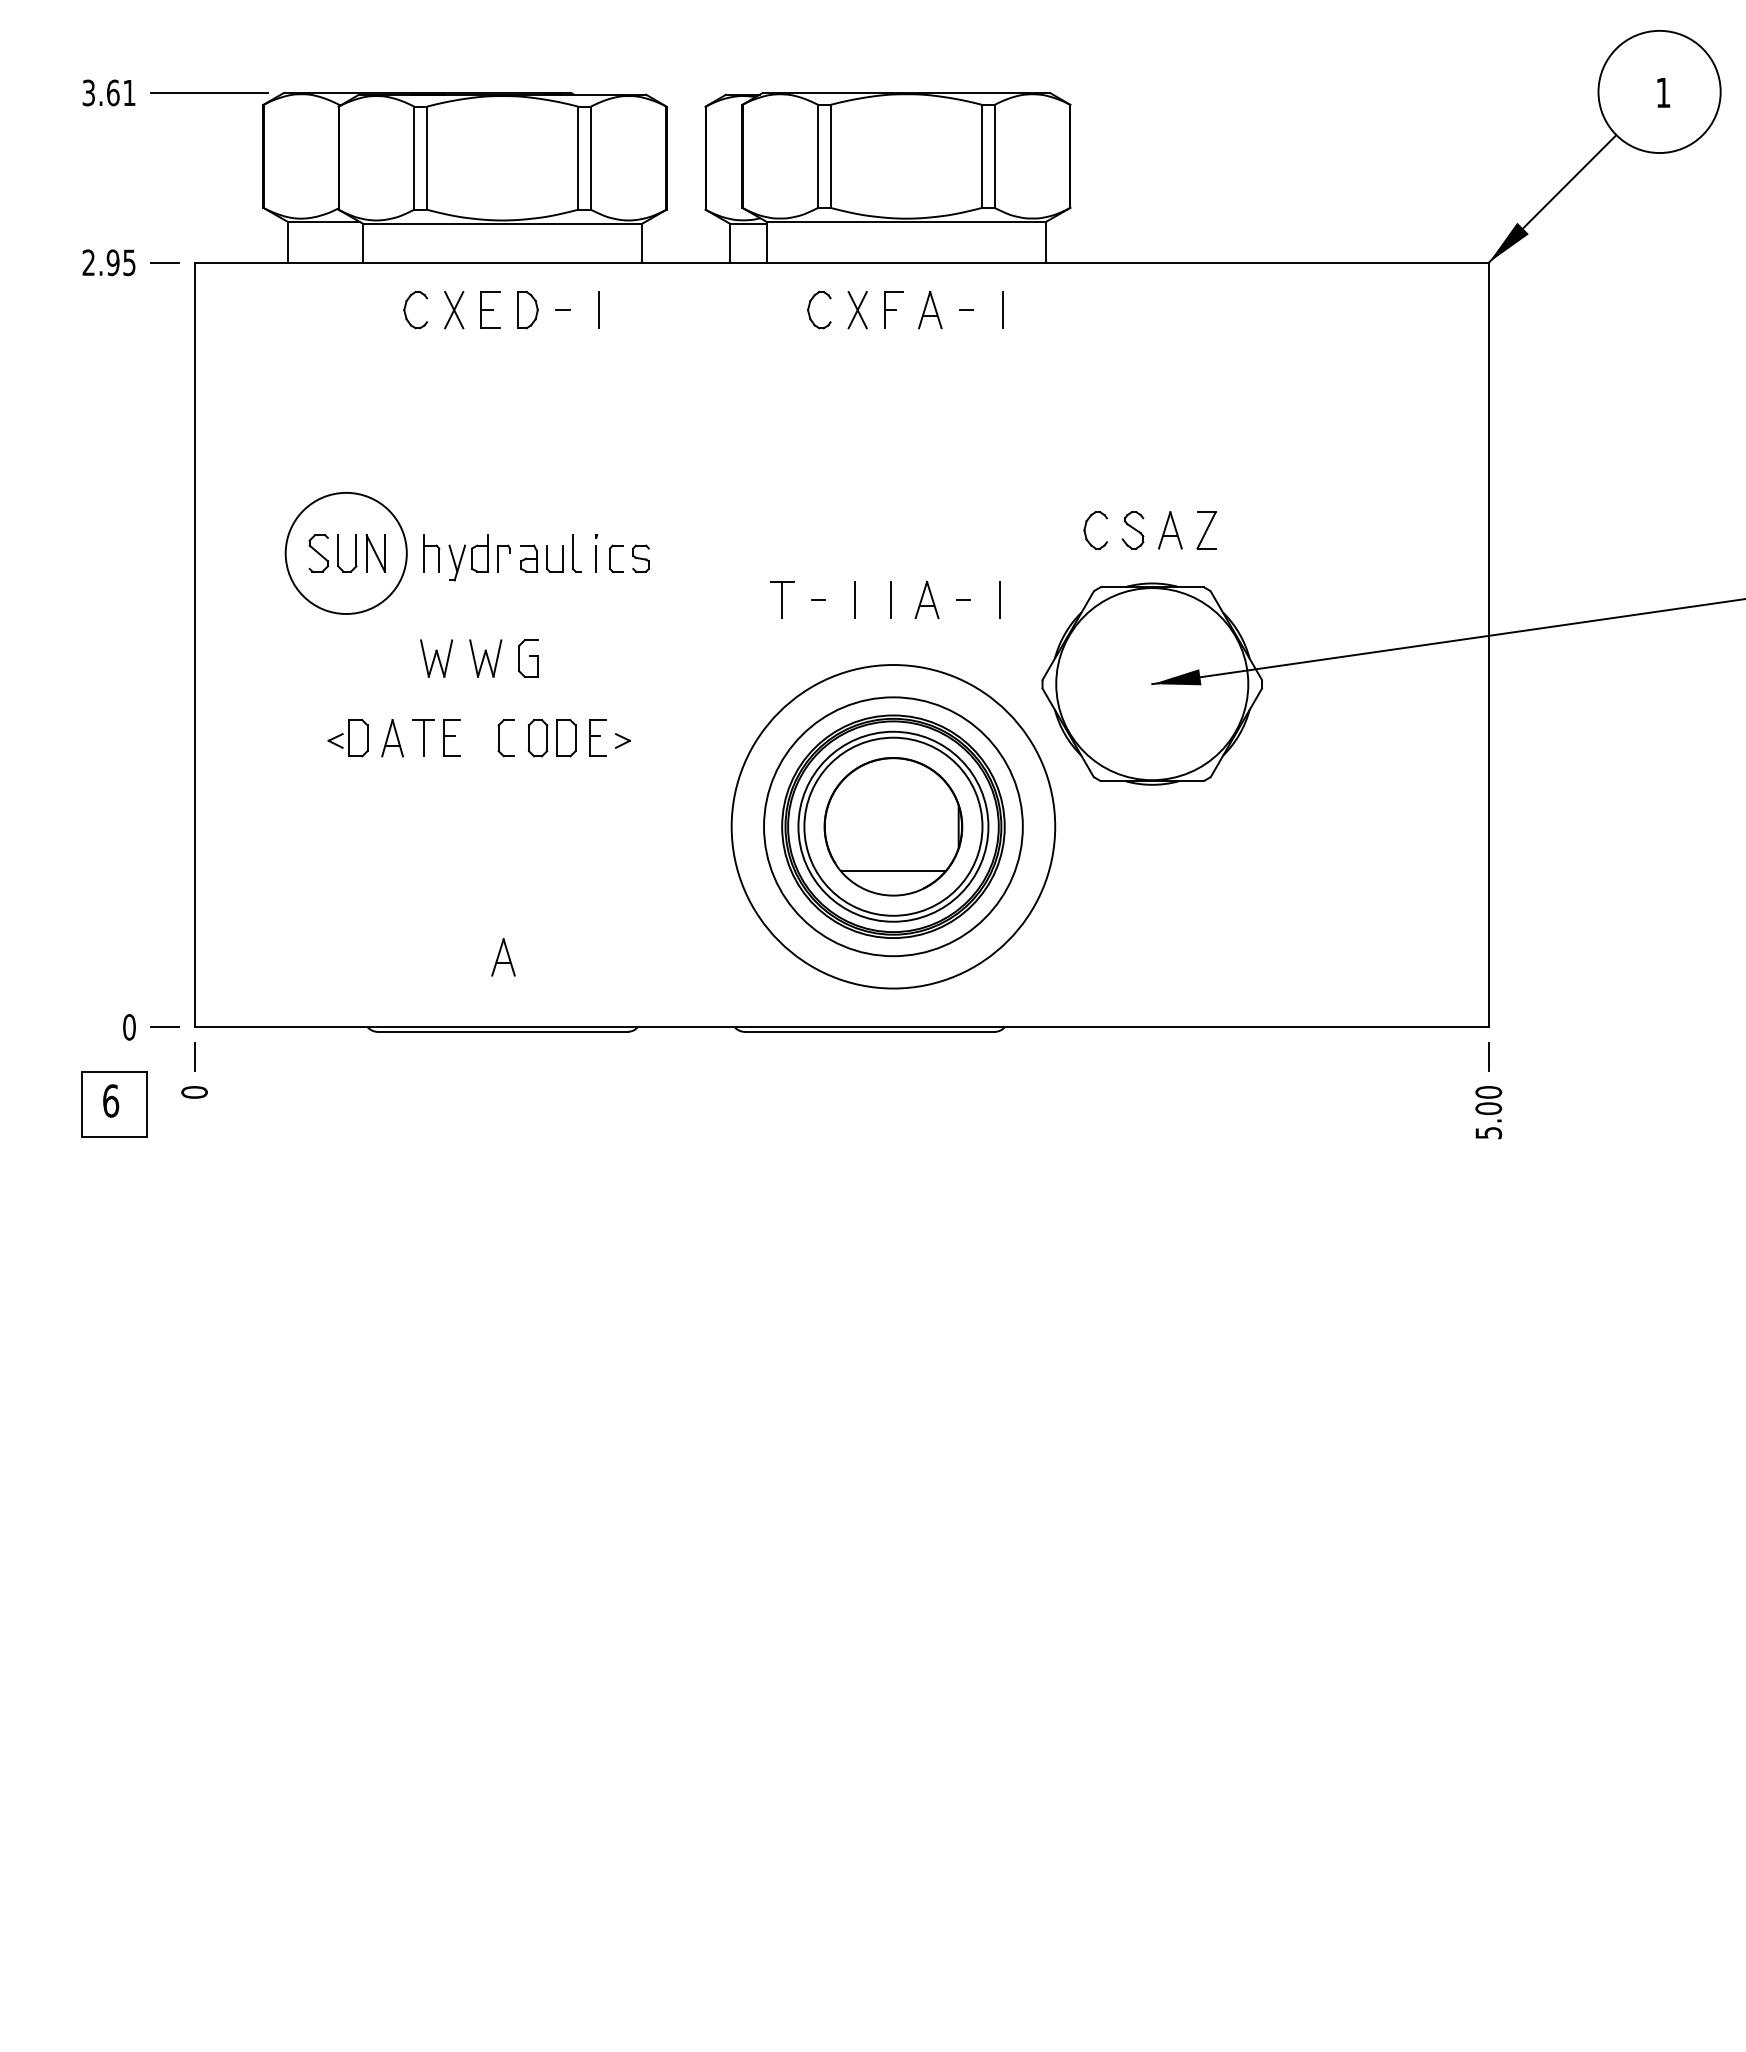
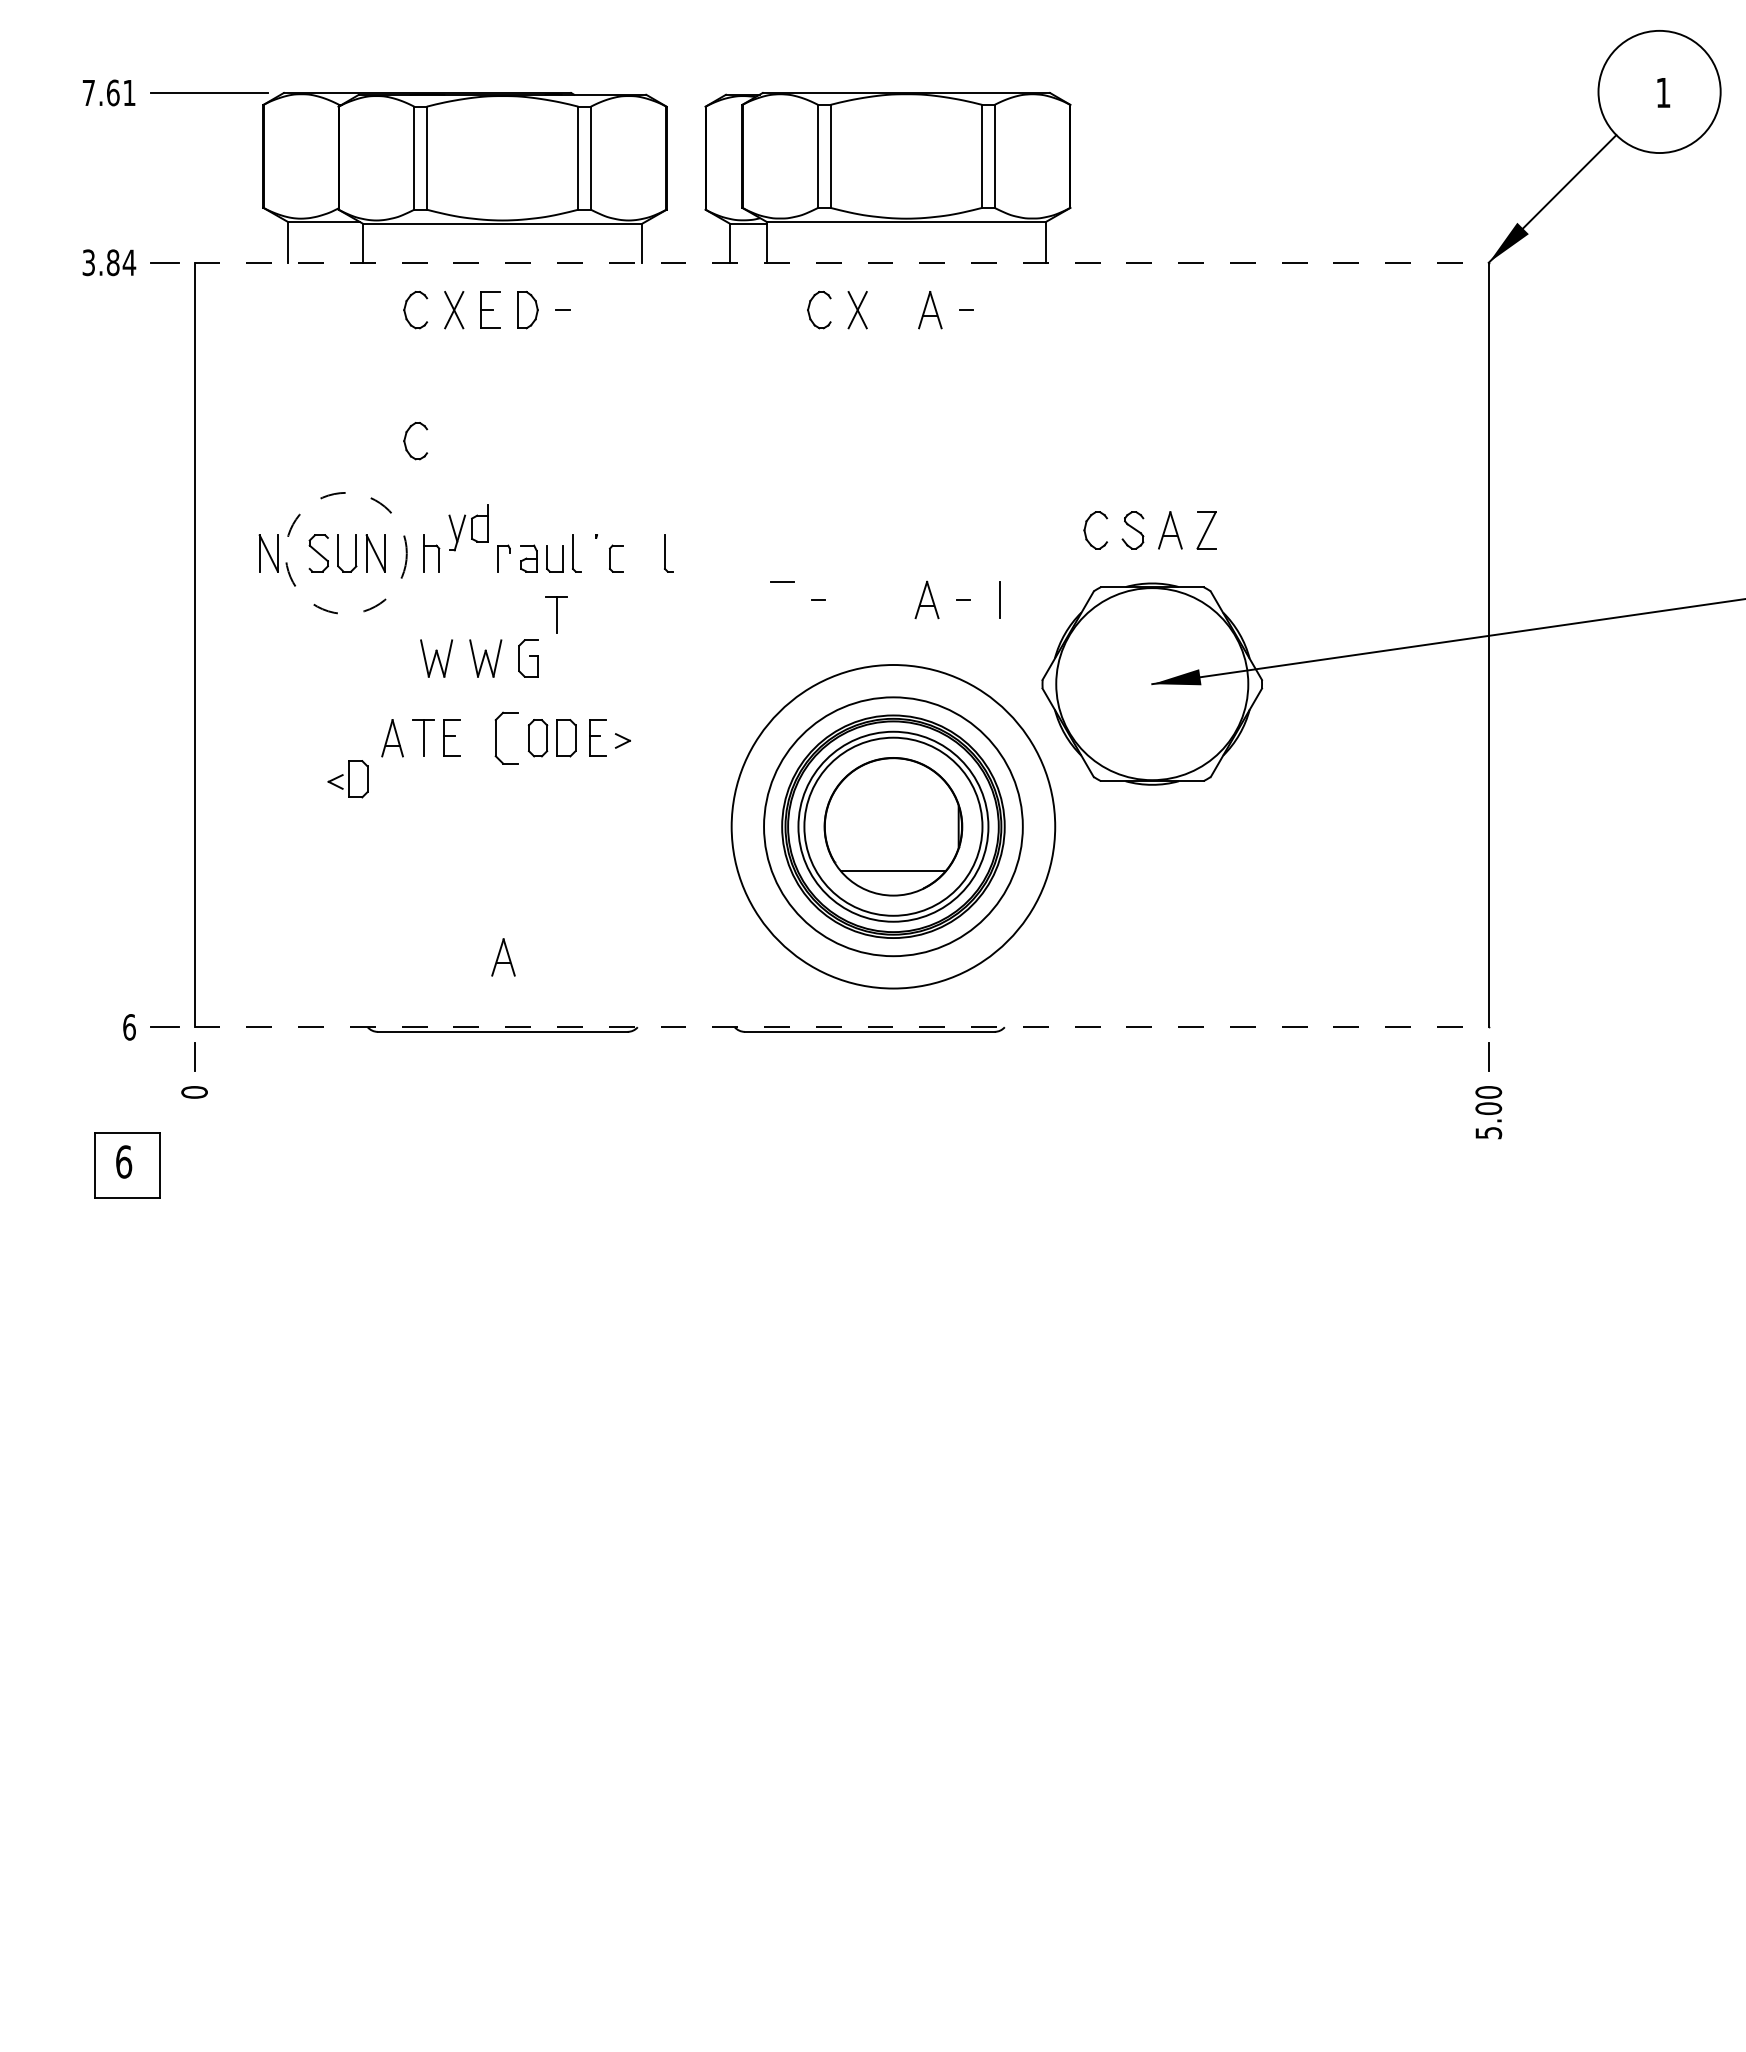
text: 3.61 -> 7.61 (88, 92)
text: 2.95 -> 3.84 (109, 262)
line: solid -> dashed (842, 262)
part: present -> none (893, 309)
line: present -> none (599, 310)
line: present -> none (1002, 310)
part: none -> present (406, 437)
part: none -> present (268, 553)
circle: solid -> dashed (345, 553)
part: none -> present (668, 553)
part position: (468, 557) -> (468, 527) (468, 527)
line: present -> none (596, 558)
part: present -> none (640, 558)
line: present -> none (782, 599)
line: present -> none (854, 599)
line: present -> none (890, 599)
part: none -> present (556, 614)
part position: (347, 738) -> (347, 779) (347, 779)
part size: 18x39 px -> 25x54 px (506, 737)
text: 0 -> 6 (129, 1027)
line: solid -> dashed (842, 1027)
part position: (114, 1104) -> (127, 1165) (127, 1165)
